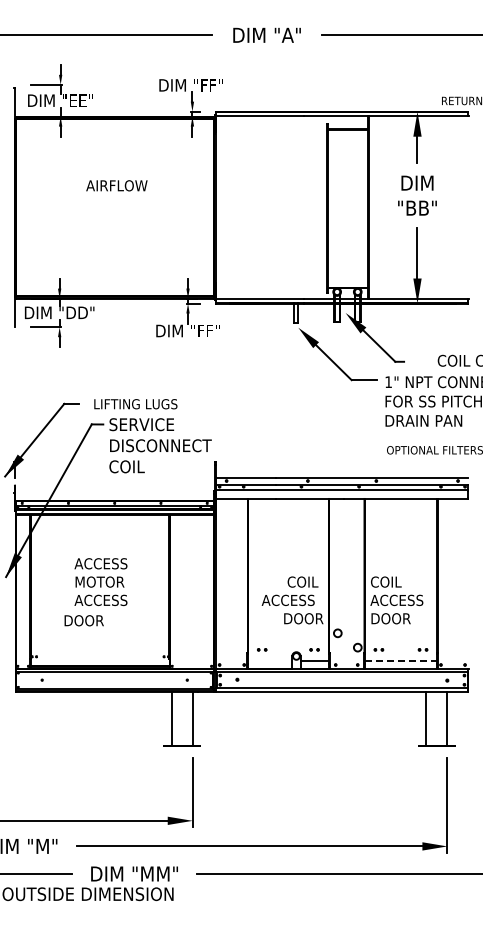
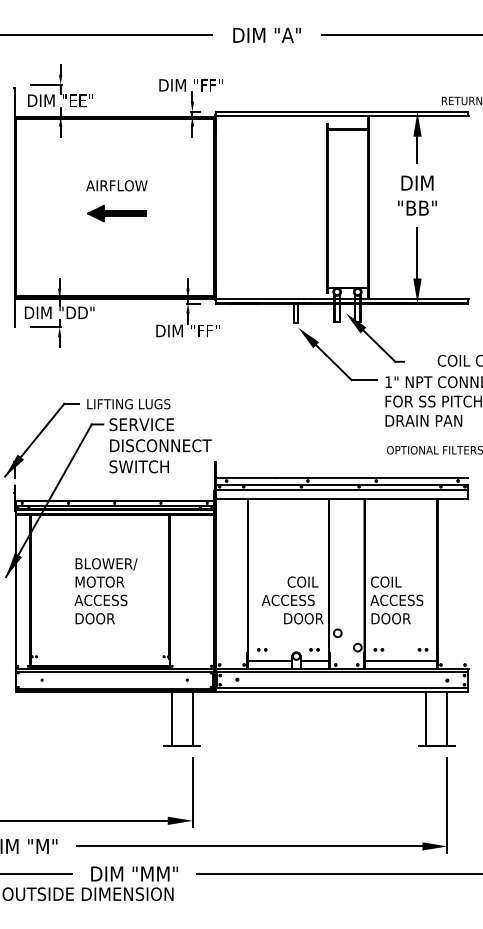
part: none -> present (116, 213)
text position: (135, 404) -> (128, 404) (128, 404)
text: COIL -> SWITCH (138, 466)
text: ACCESS -> BLOWER/ (105, 564)
text position: (83, 620) -> (94, 618) (94, 618)
line: none -> present (270, 660)
line: dashed -> solid (401, 660)
